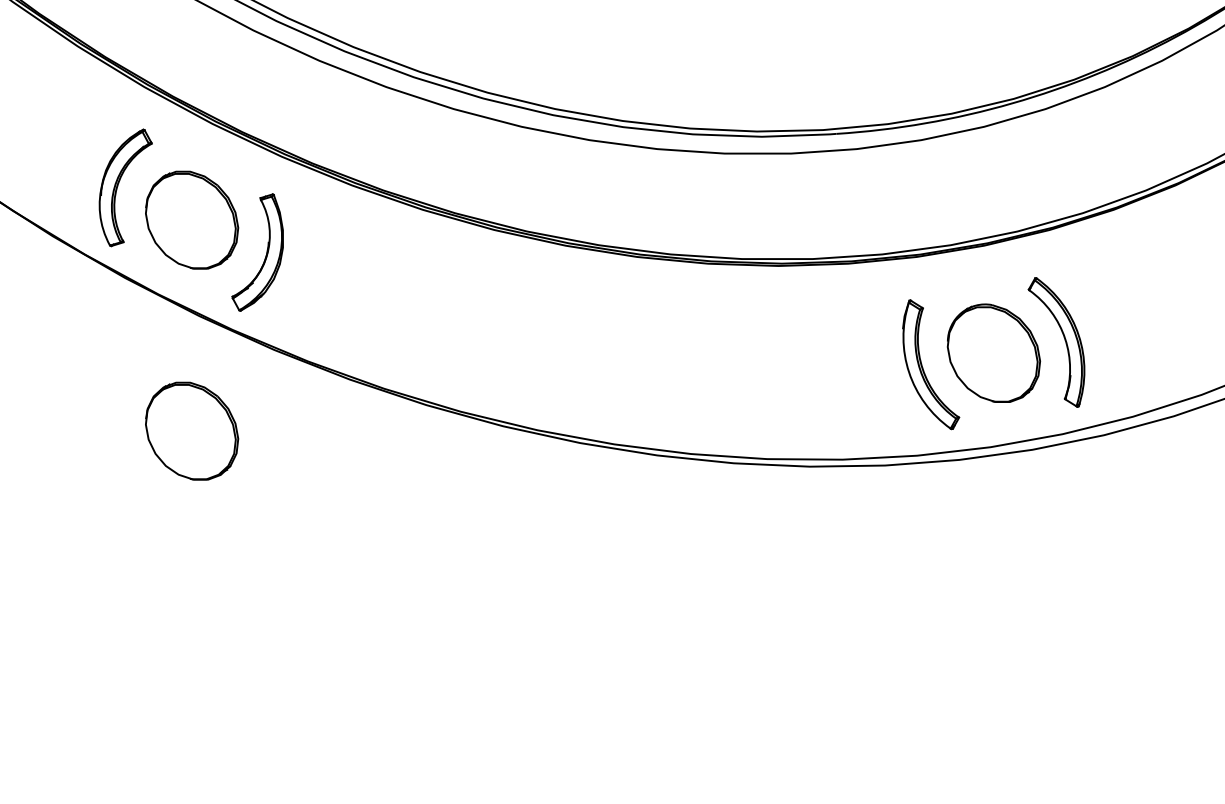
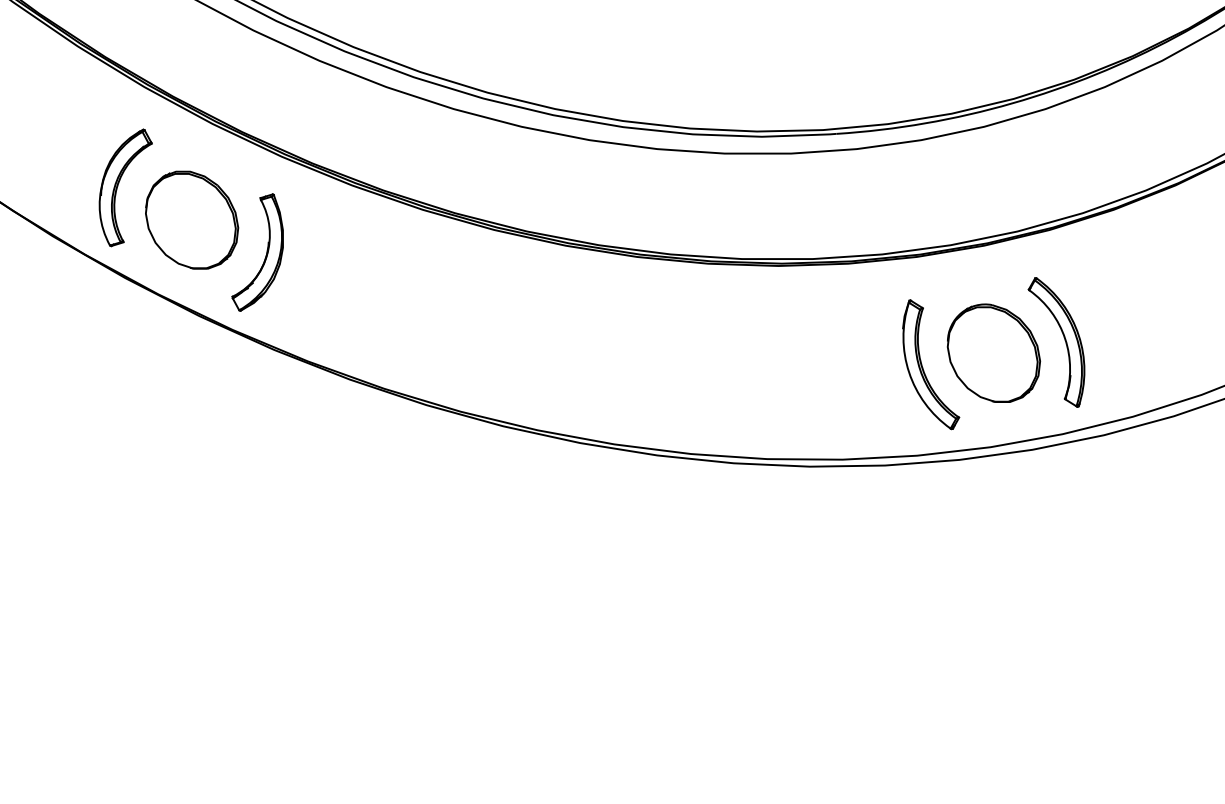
part: present -> none (192, 430)
